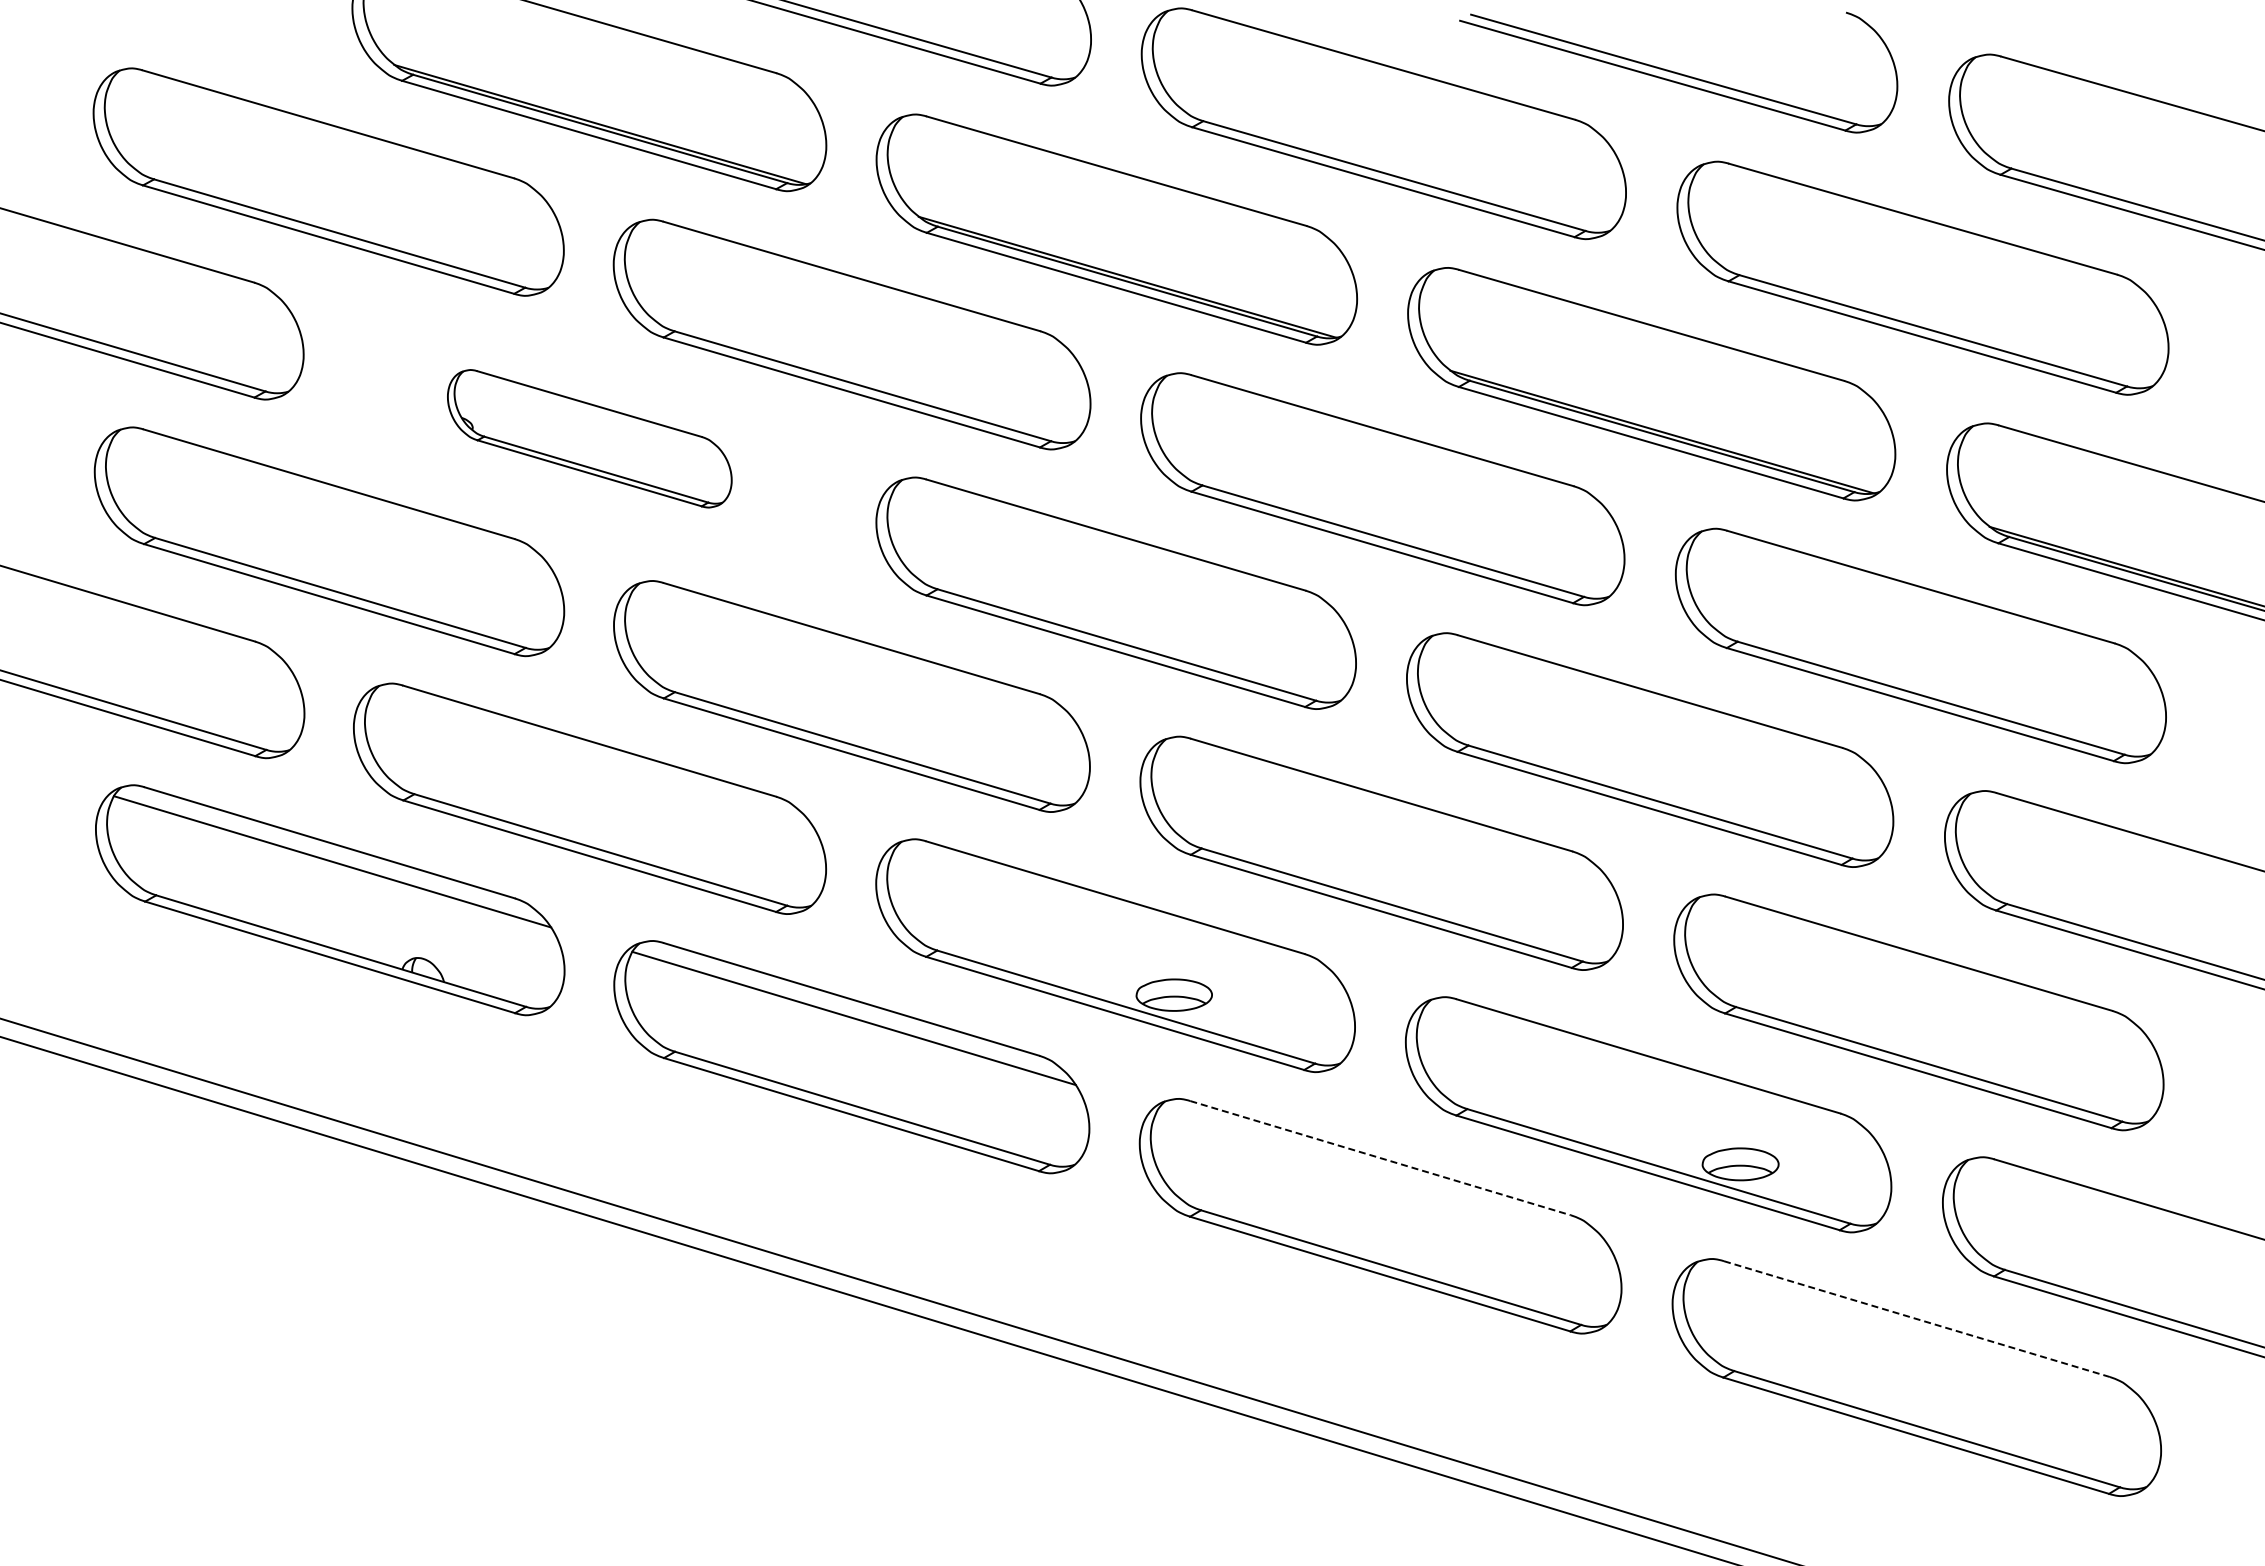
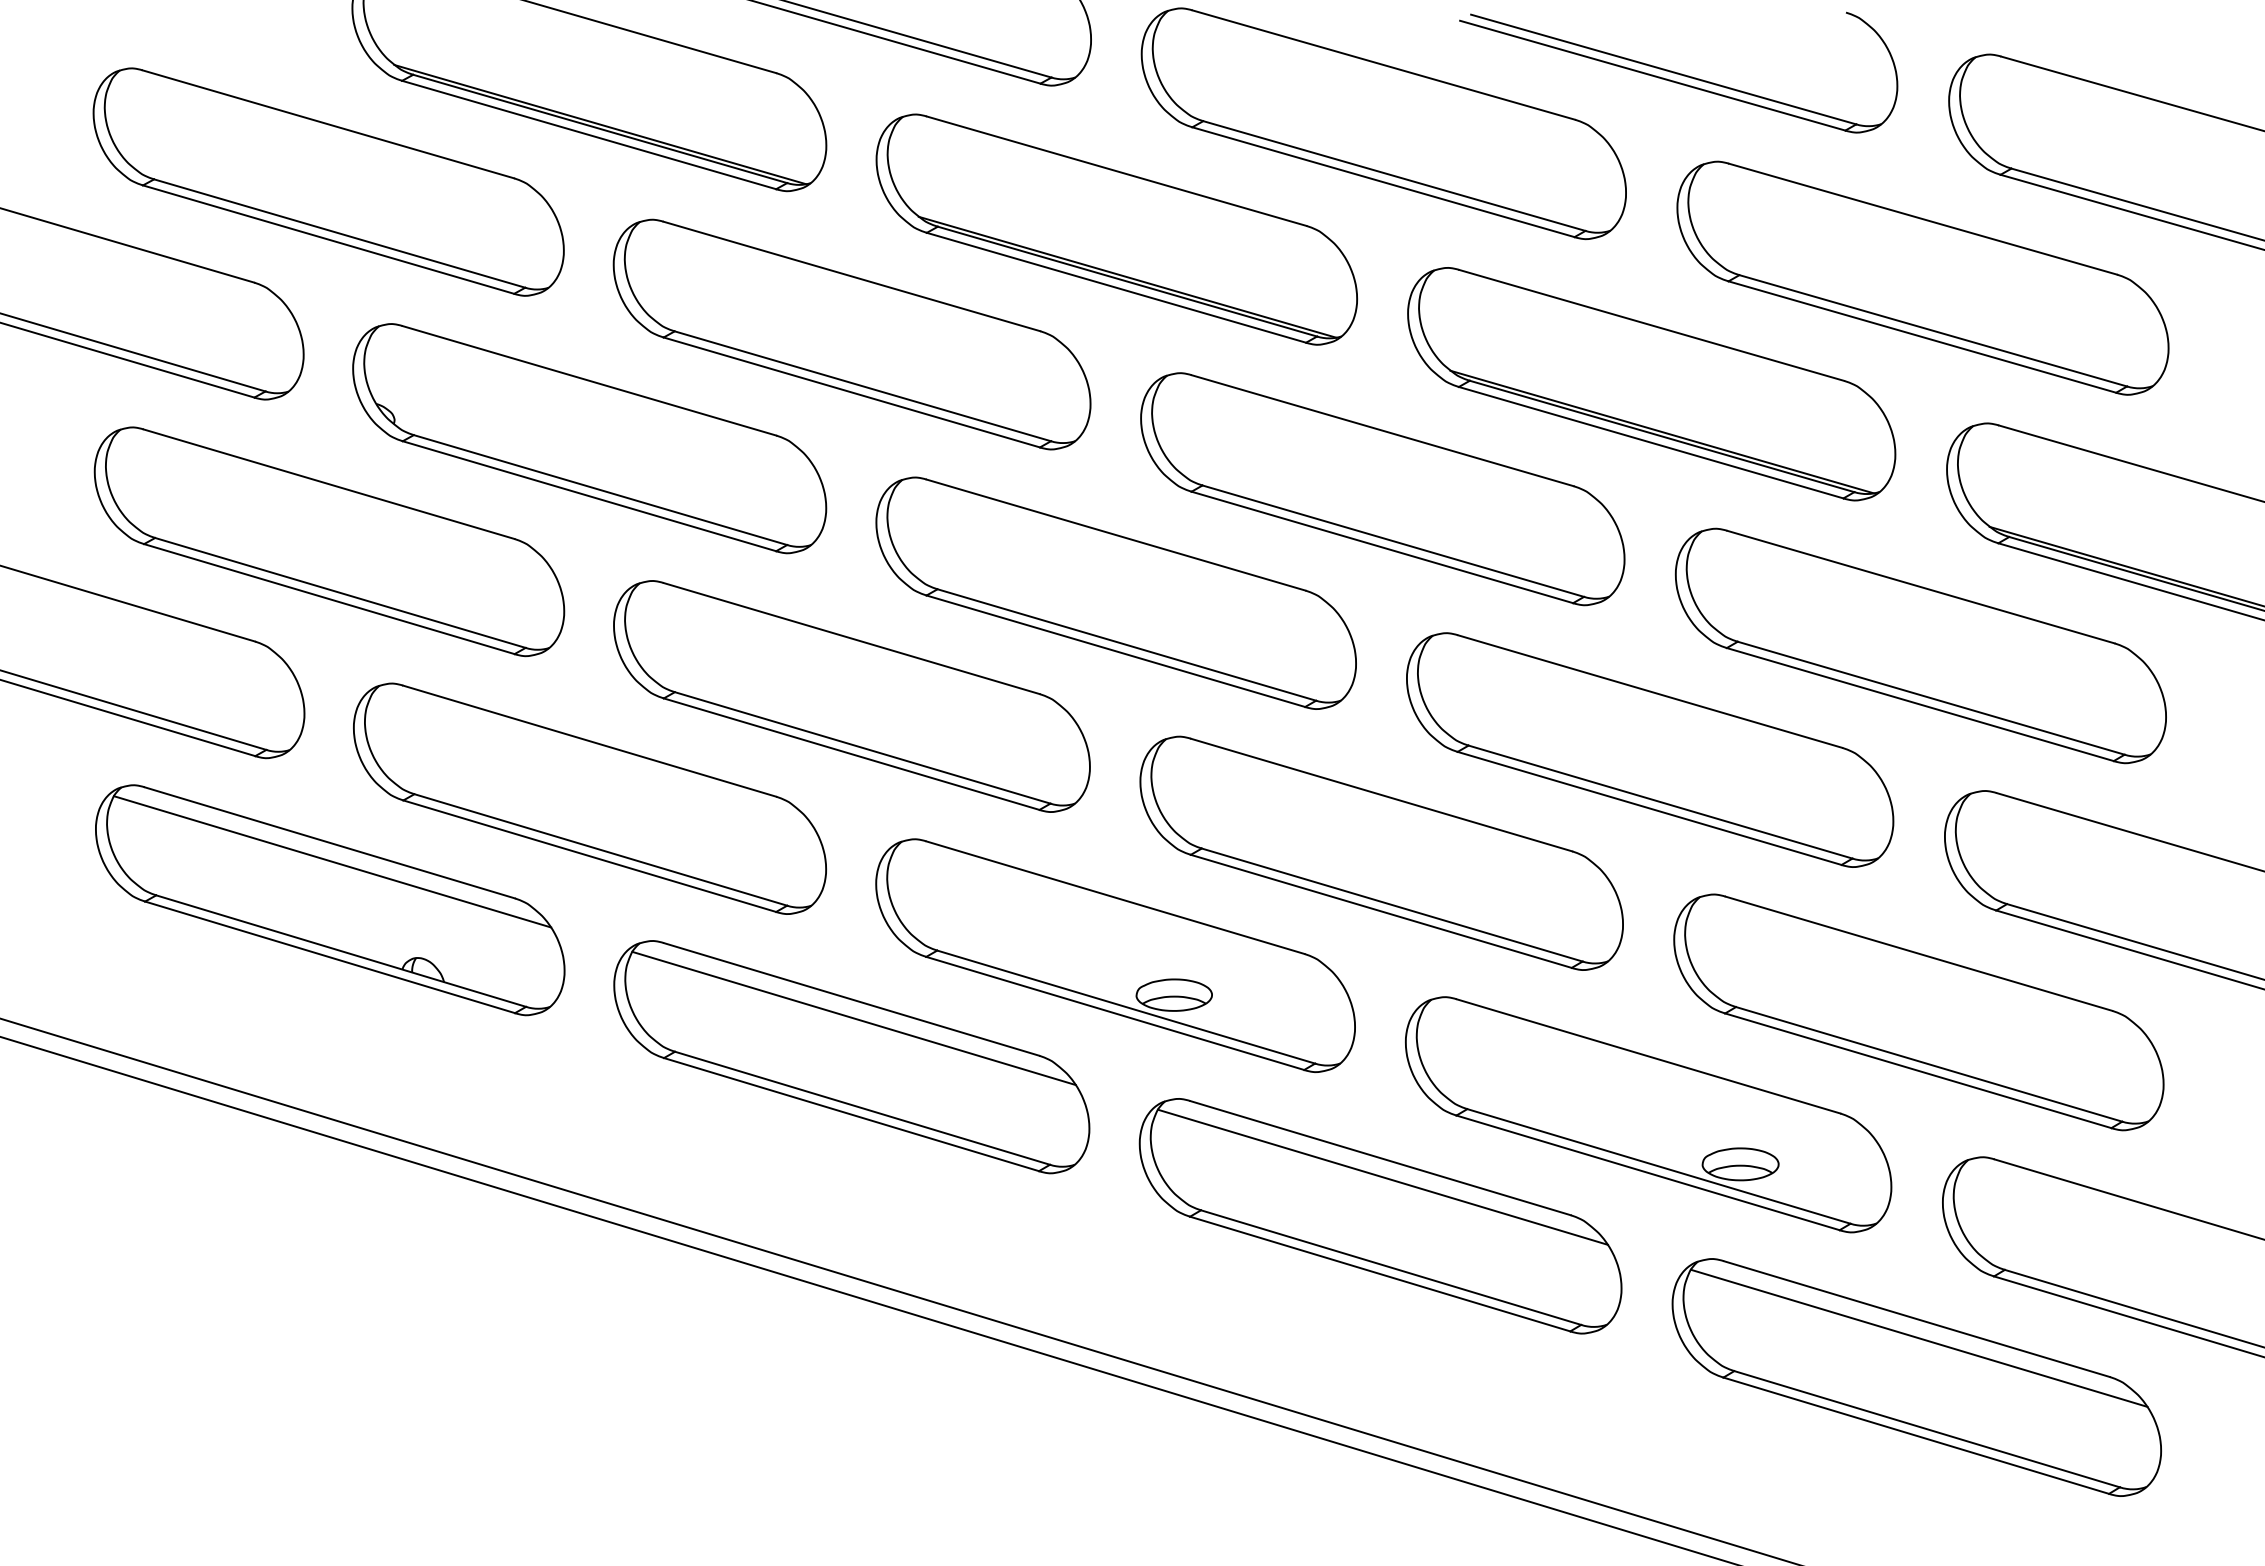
part size: 286x140 px -> 476x232 px (589, 438)
line: dashed -> solid (1380, 1158)
line: none -> present (1382, 1176)
line: dashed -> solid (1917, 1319)
line: none -> present (1918, 1337)
